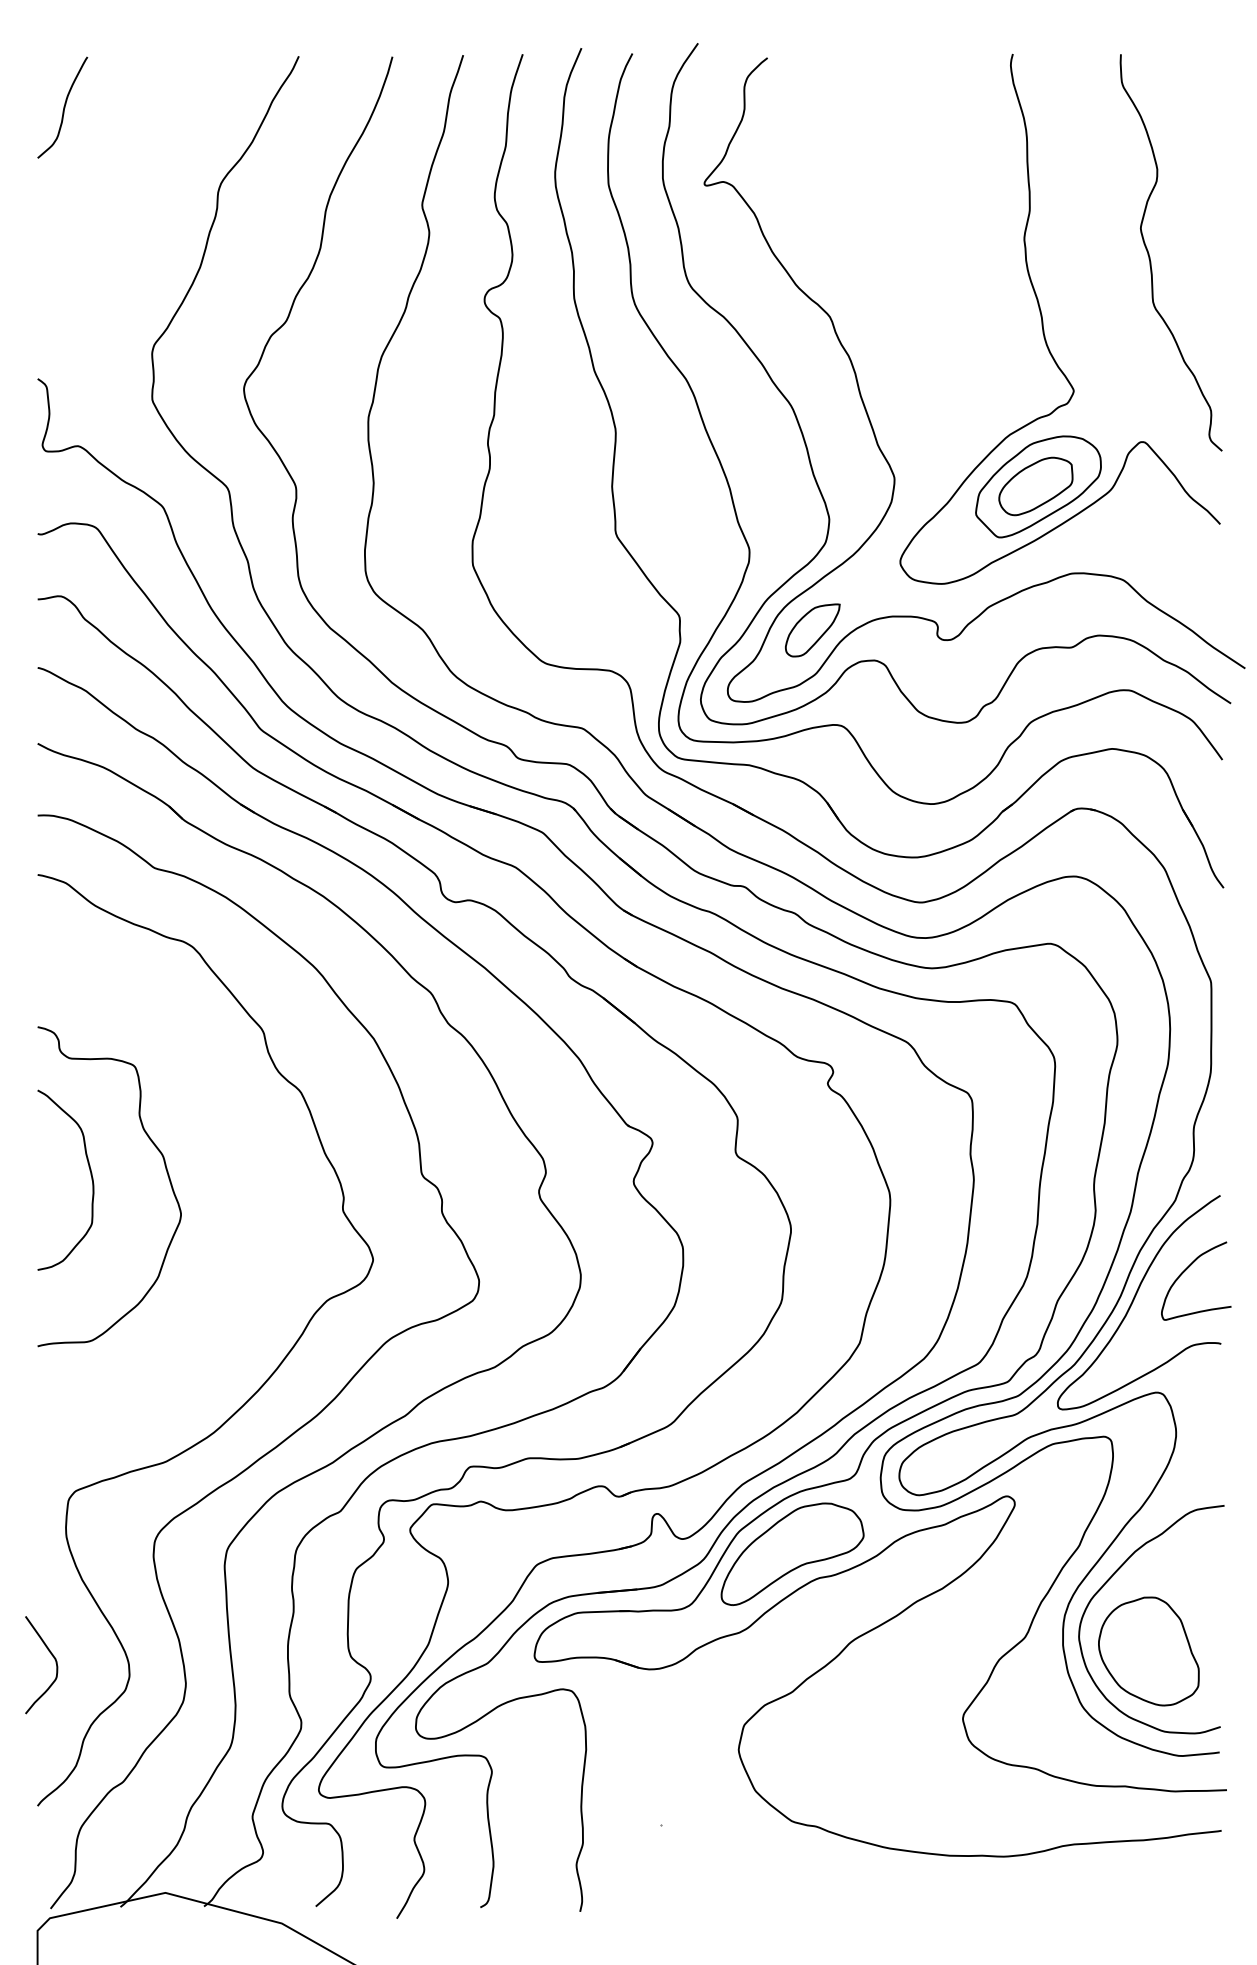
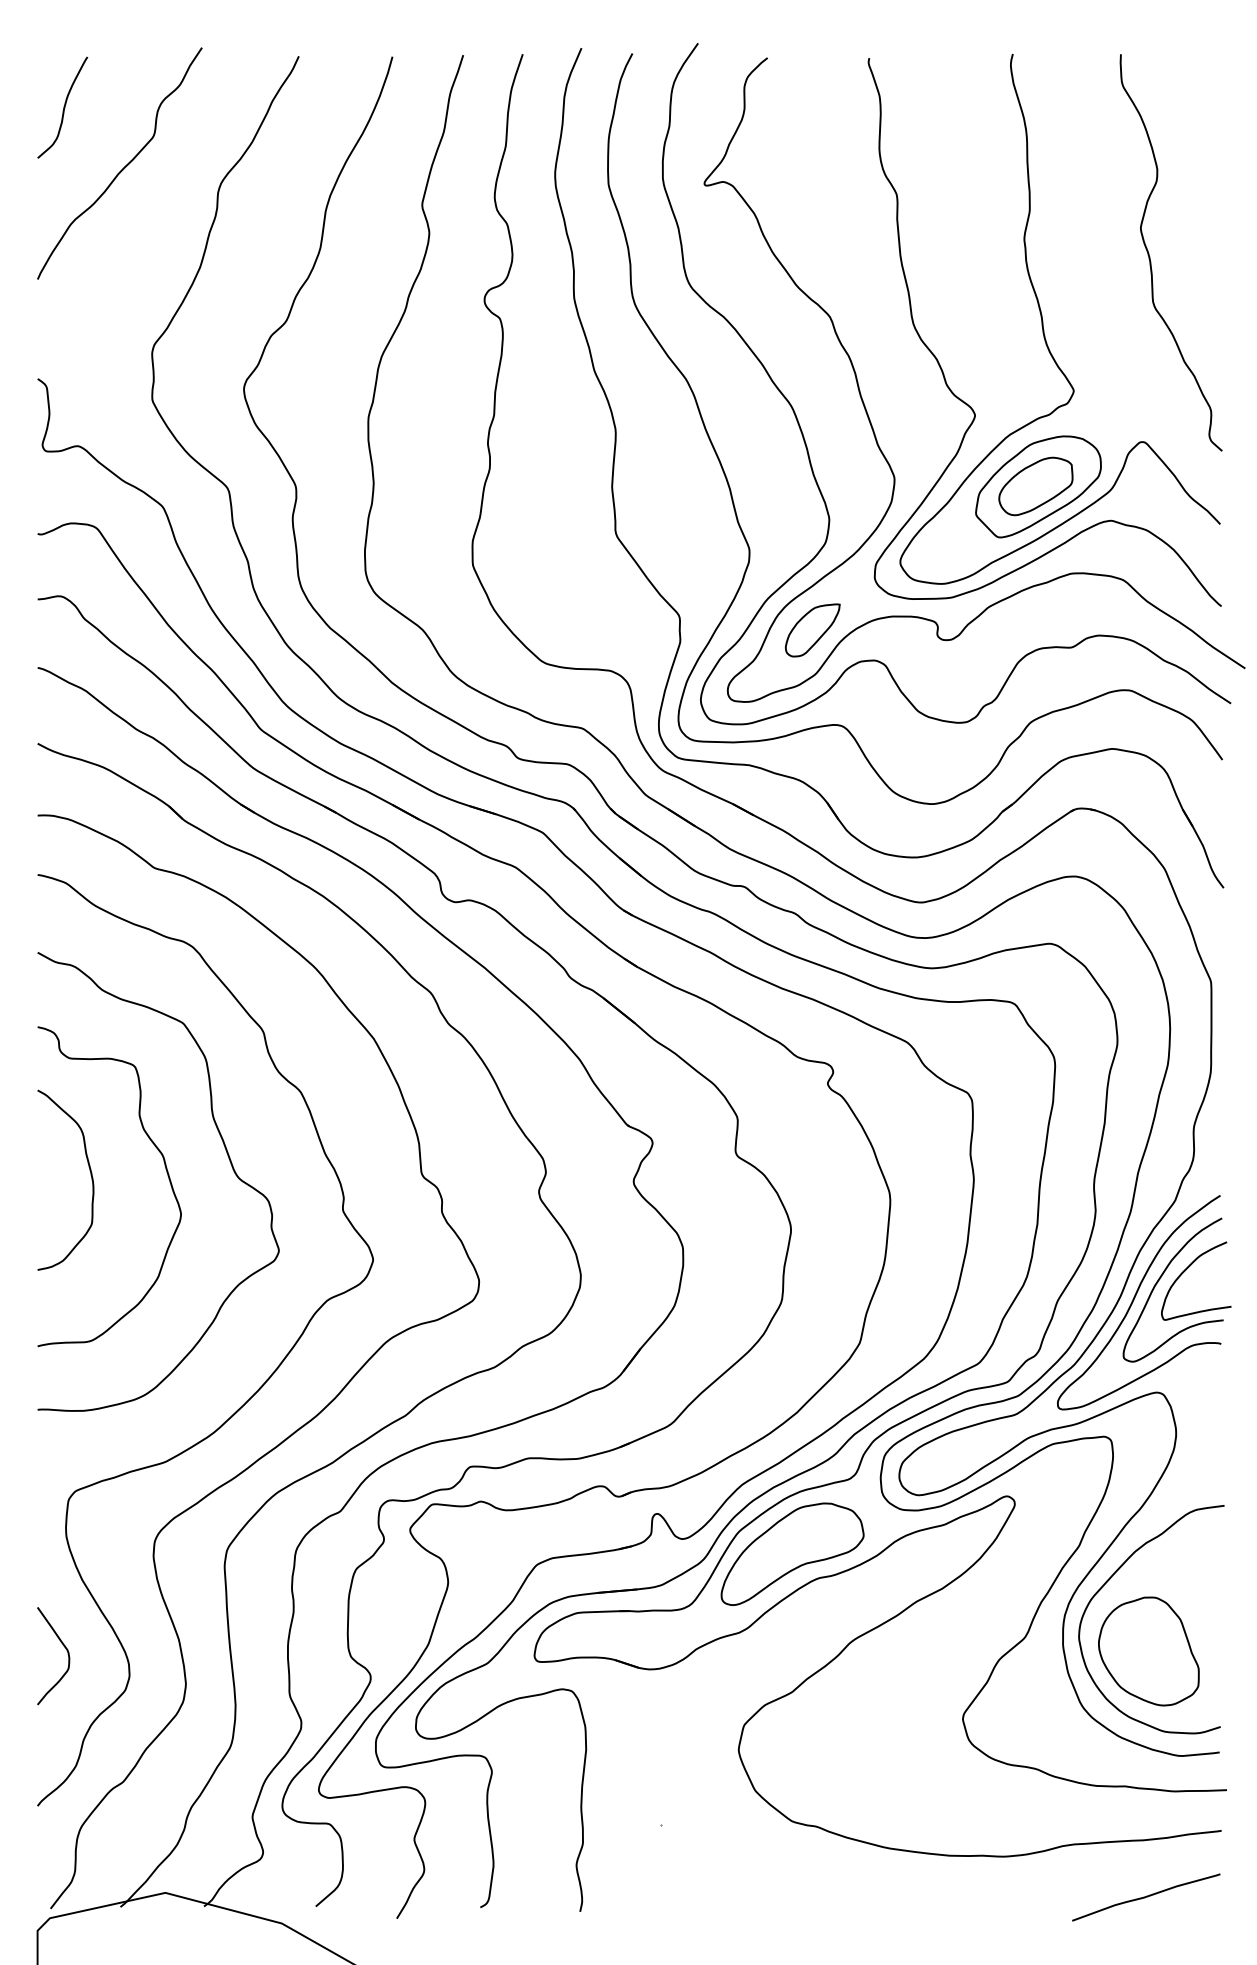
curve: none -> present (123, 167)
curve: none -> present (971, 406)
curve: none -> present (227, 1156)
curve: none -> present (1160, 1279)
curve position: (53, 1658) -> (65, 1649) (65, 1649)
curve: none -> present (1146, 1897)
